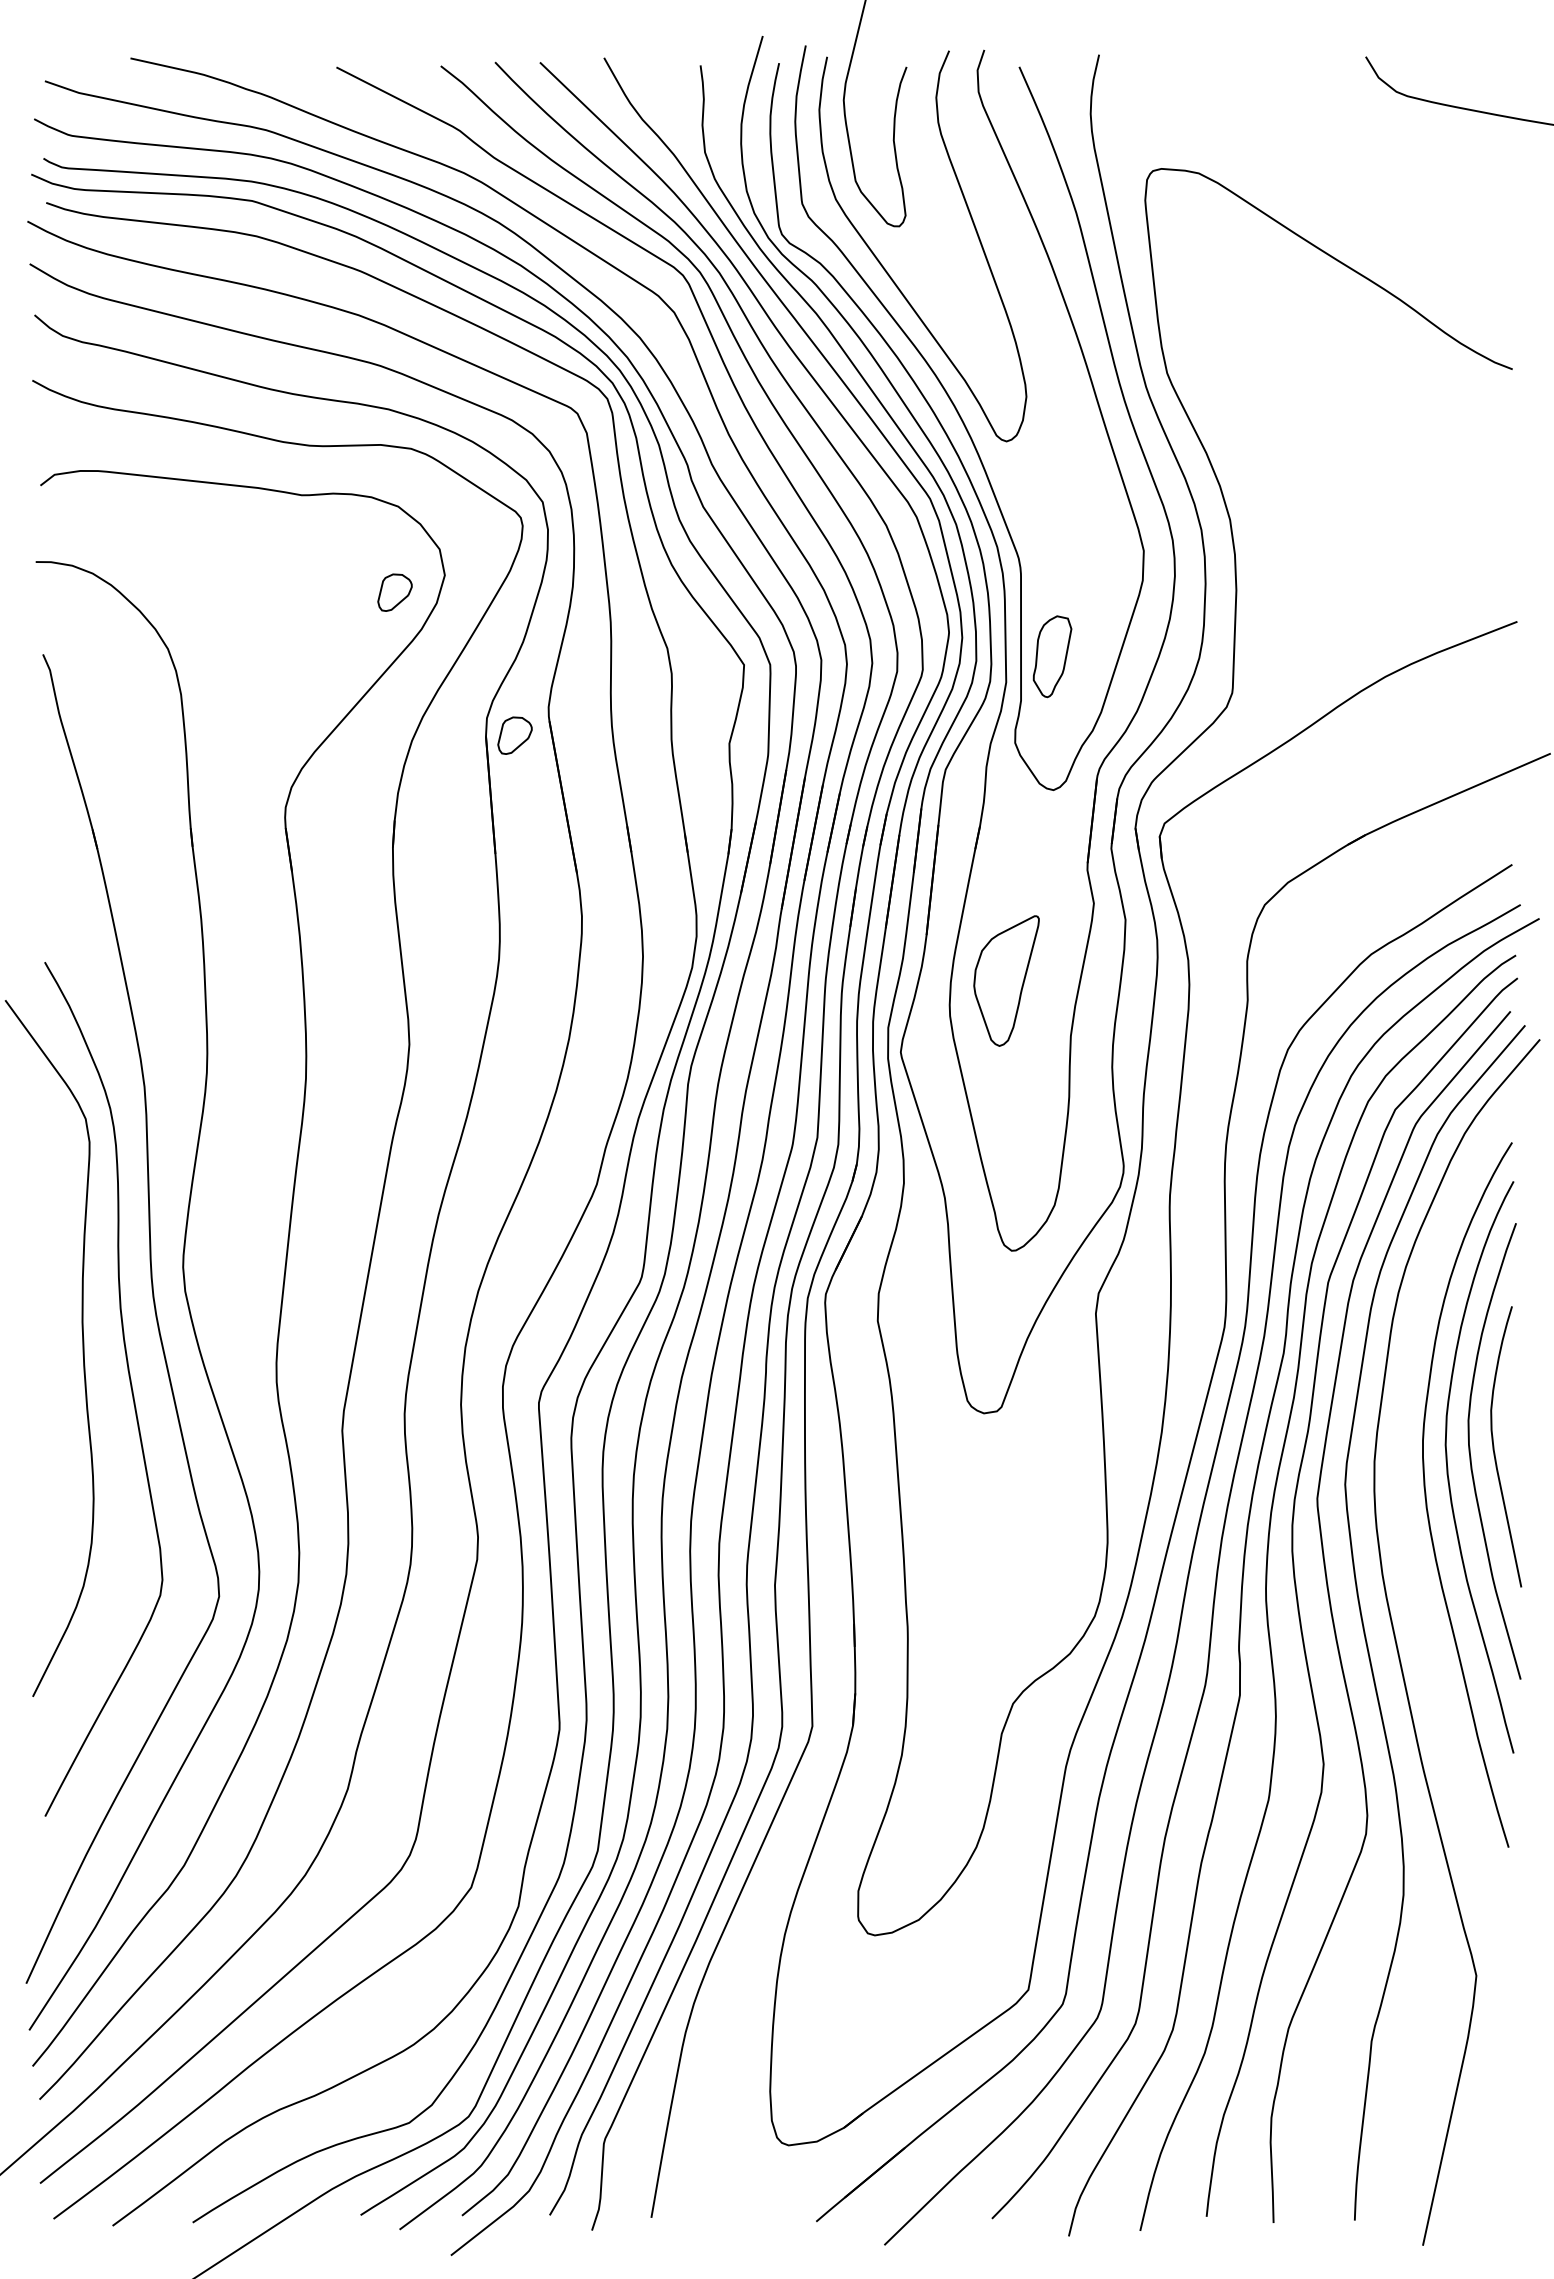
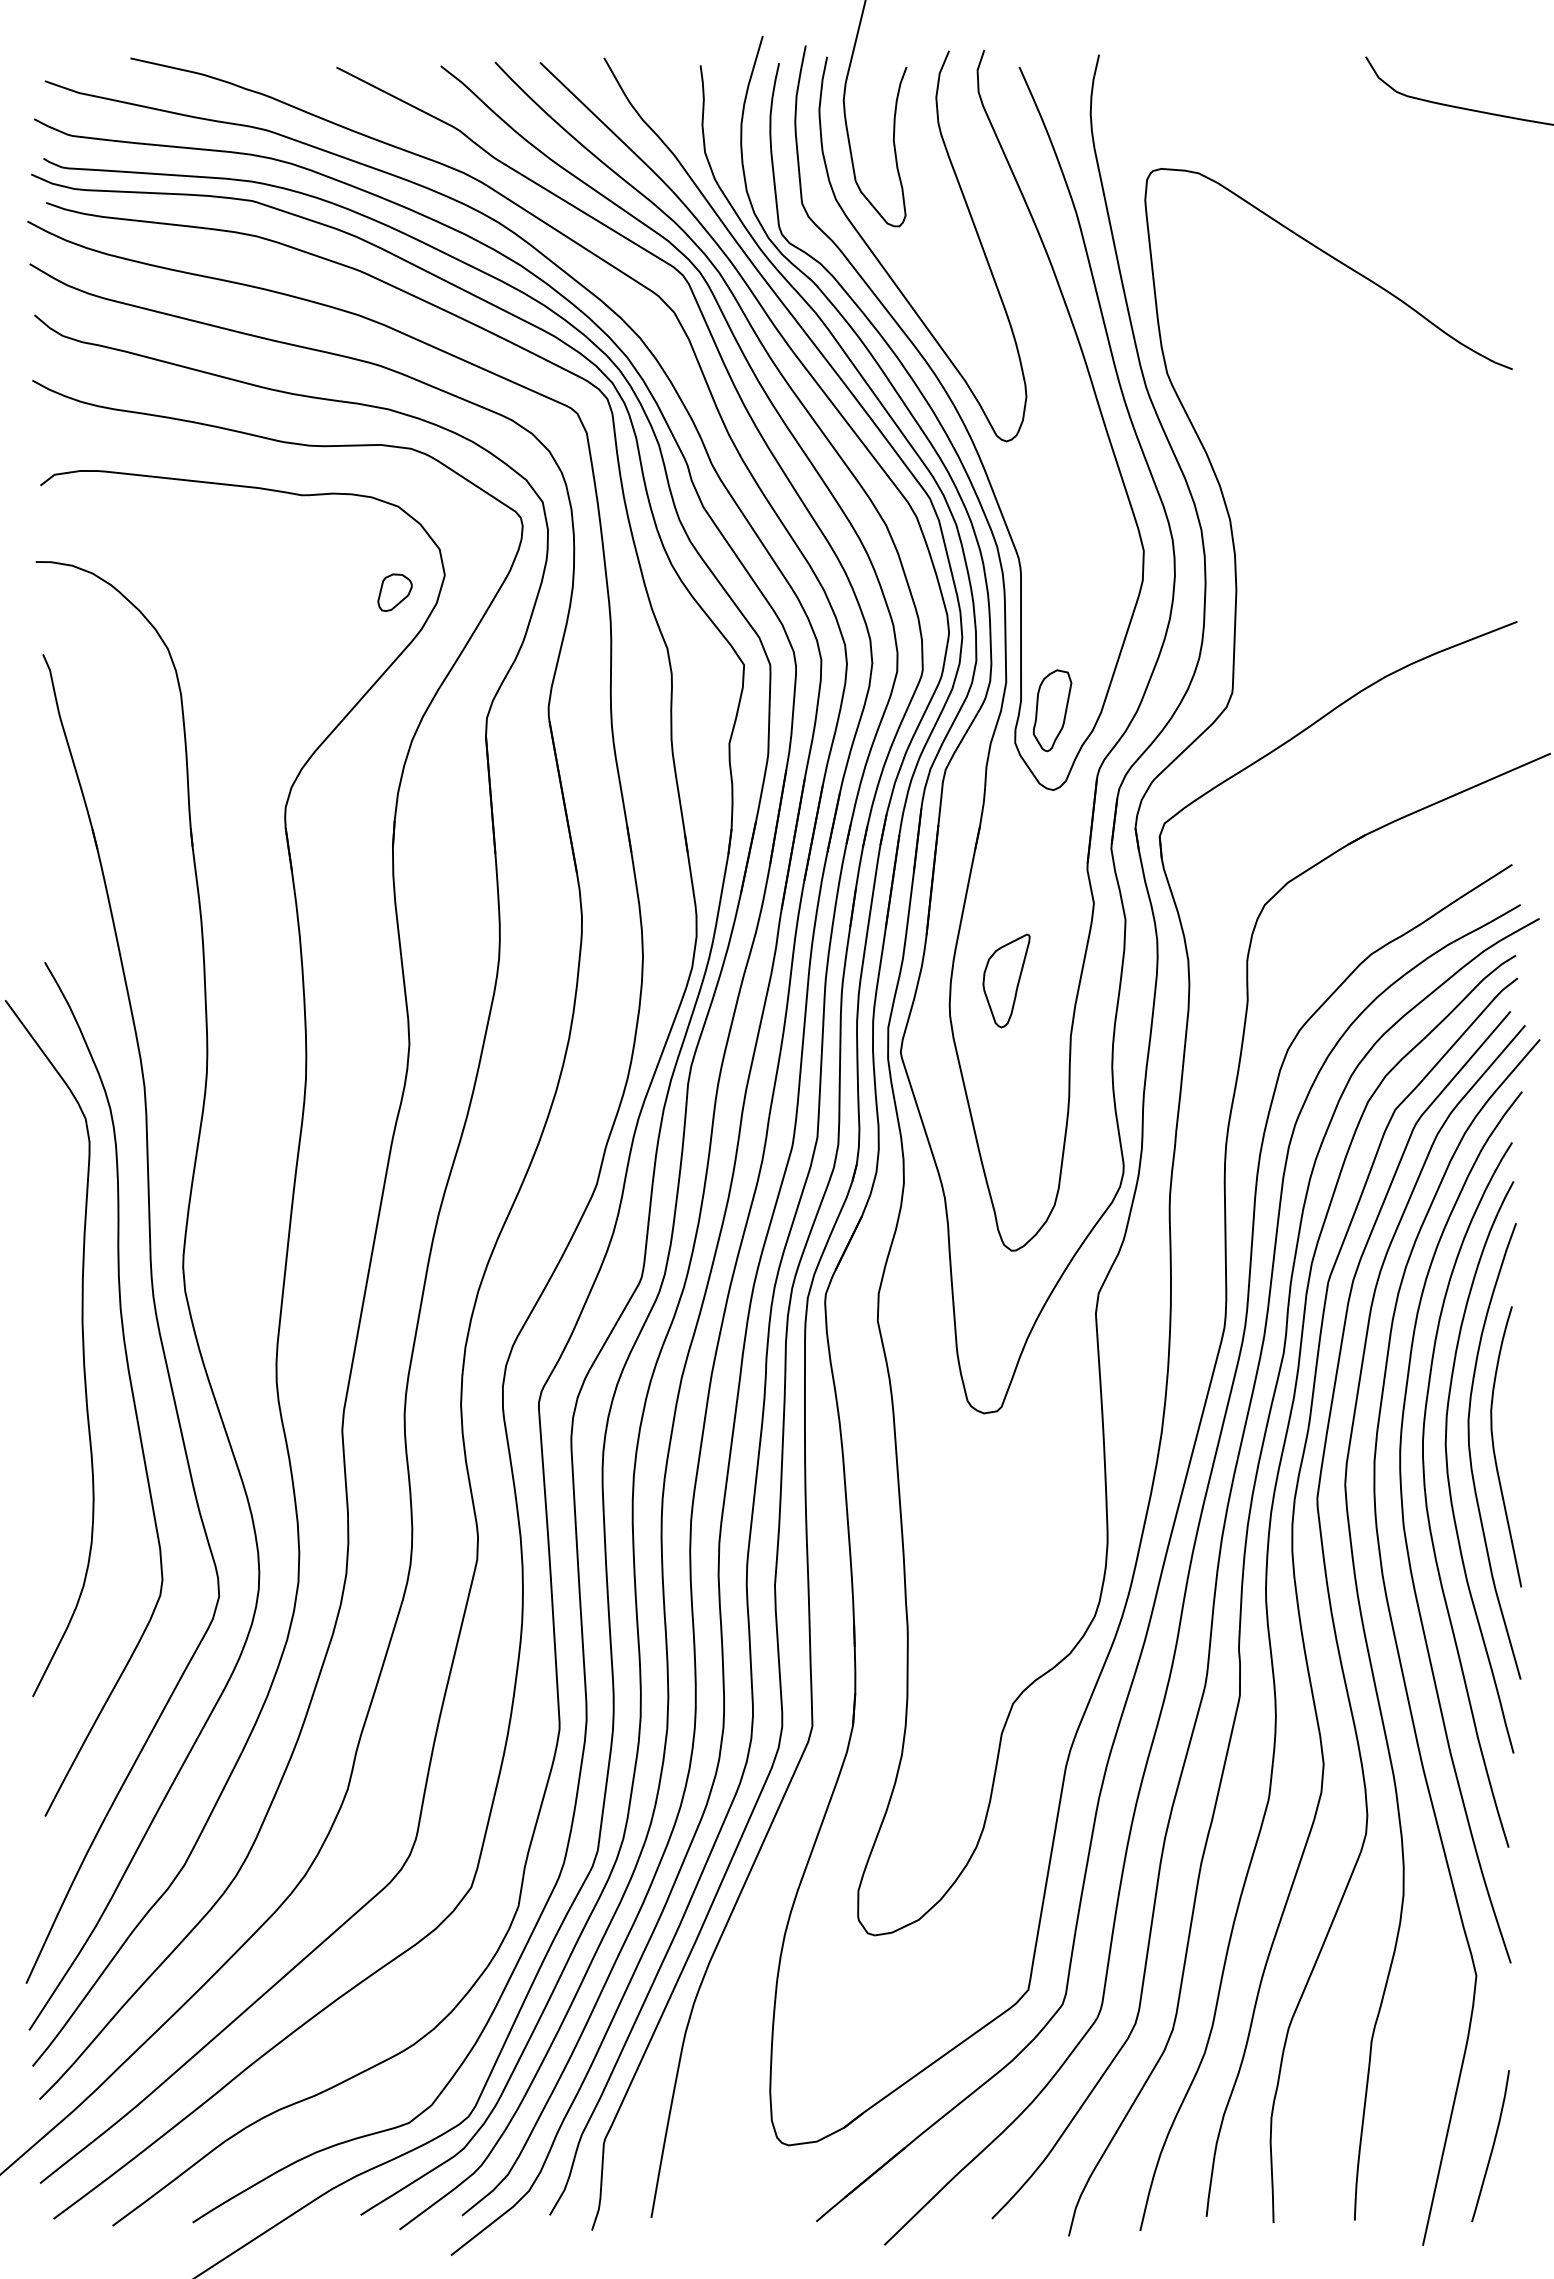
part position: (1052, 656) -> (1052, 710) (1052, 710)
part: present -> none (514, 735)
part size: 67x132 px -> 49x96 px (1006, 980)
curve: none -> present (1406, 1536)
curve: none -> present (1492, 2146)
